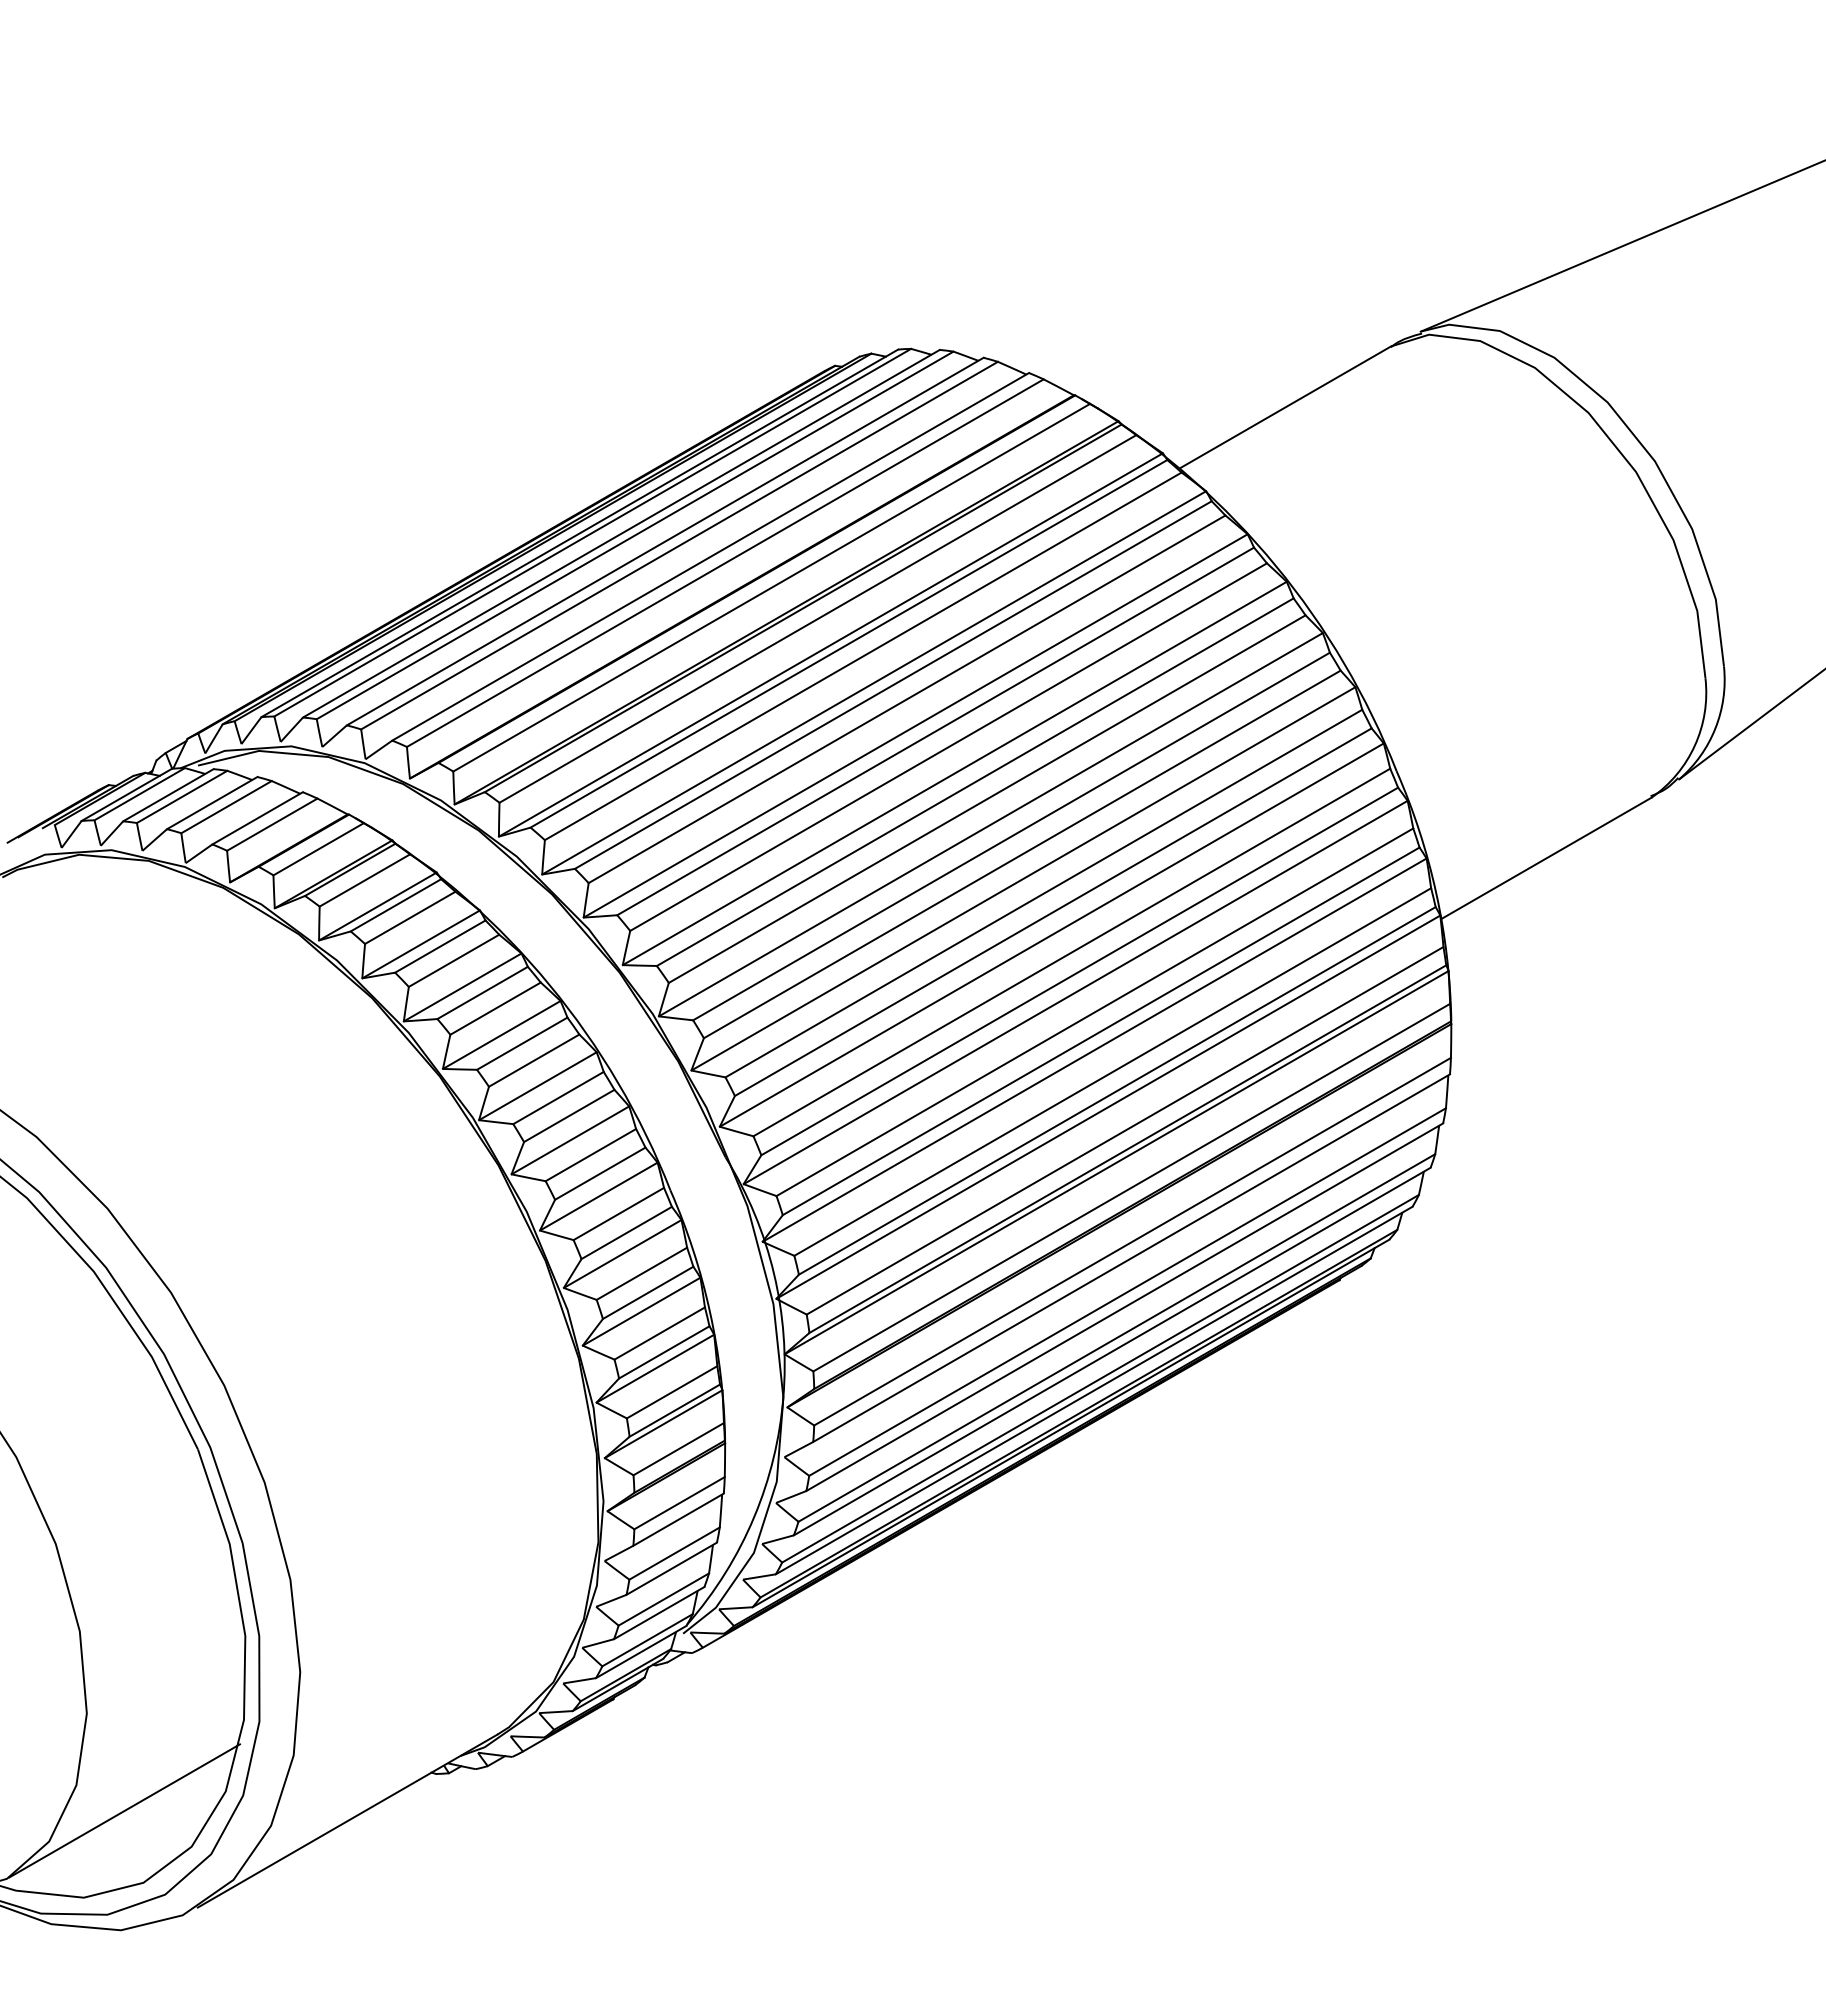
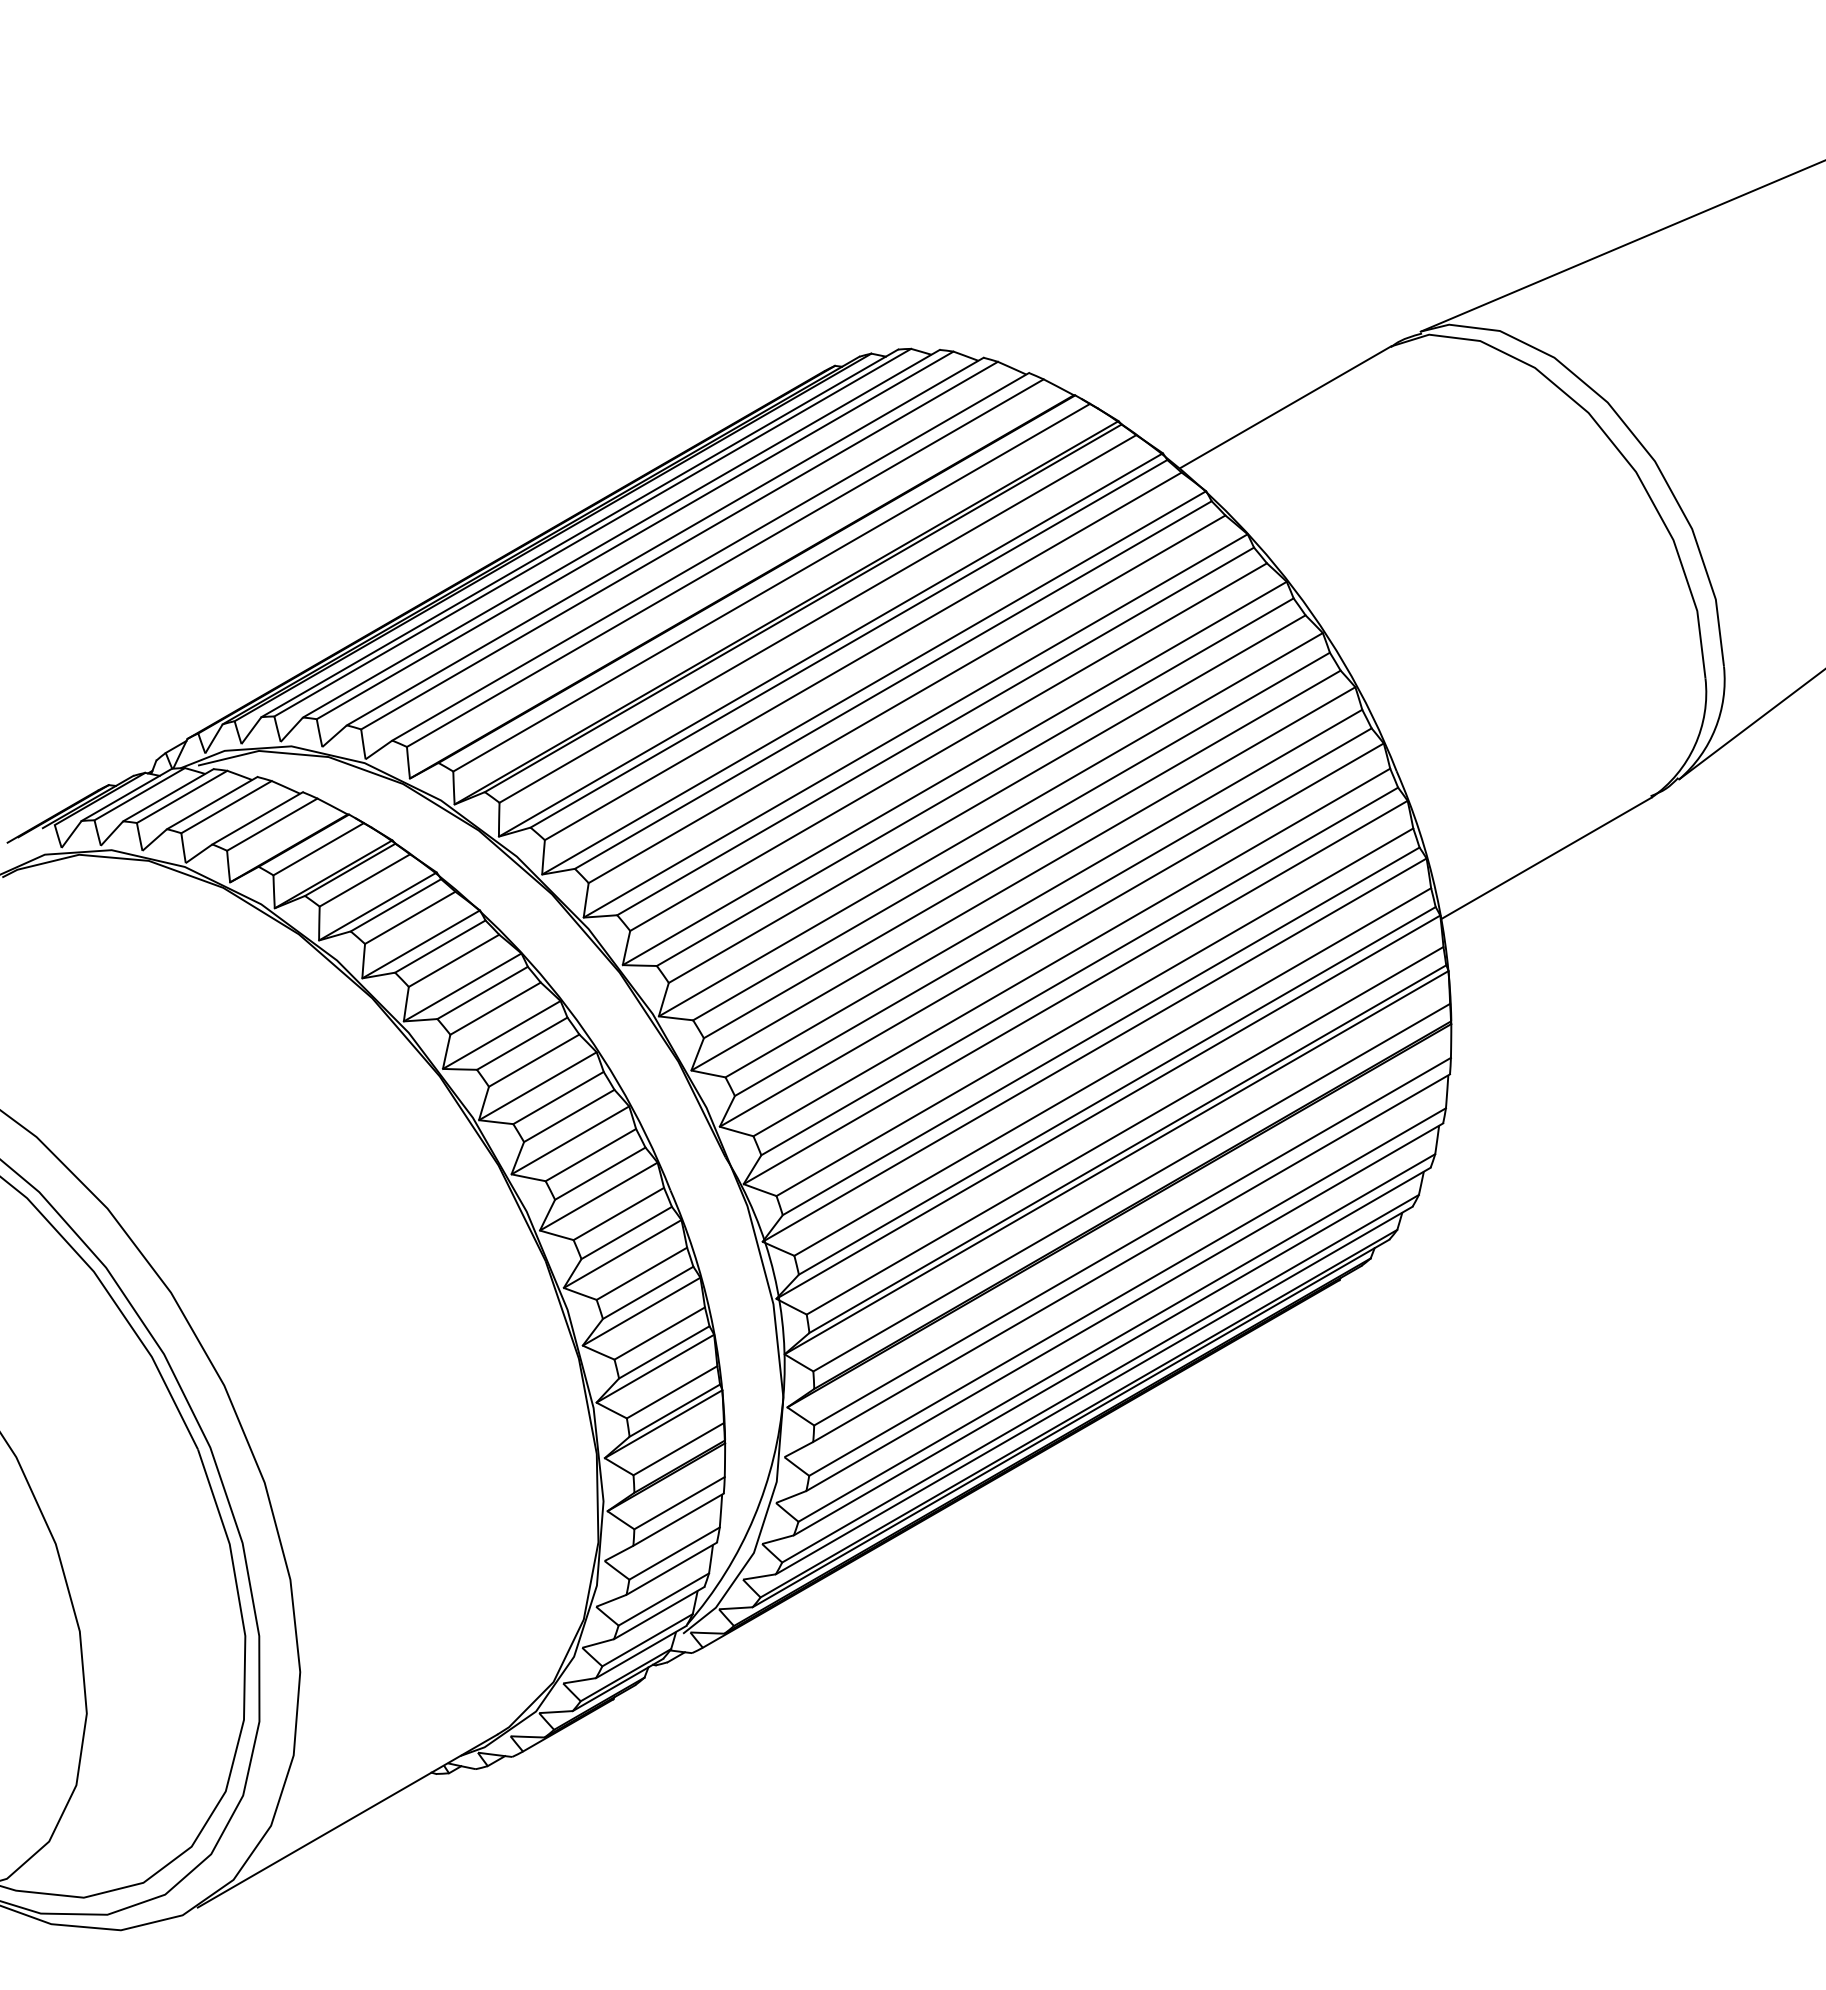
line: present -> none (124, 1810)
